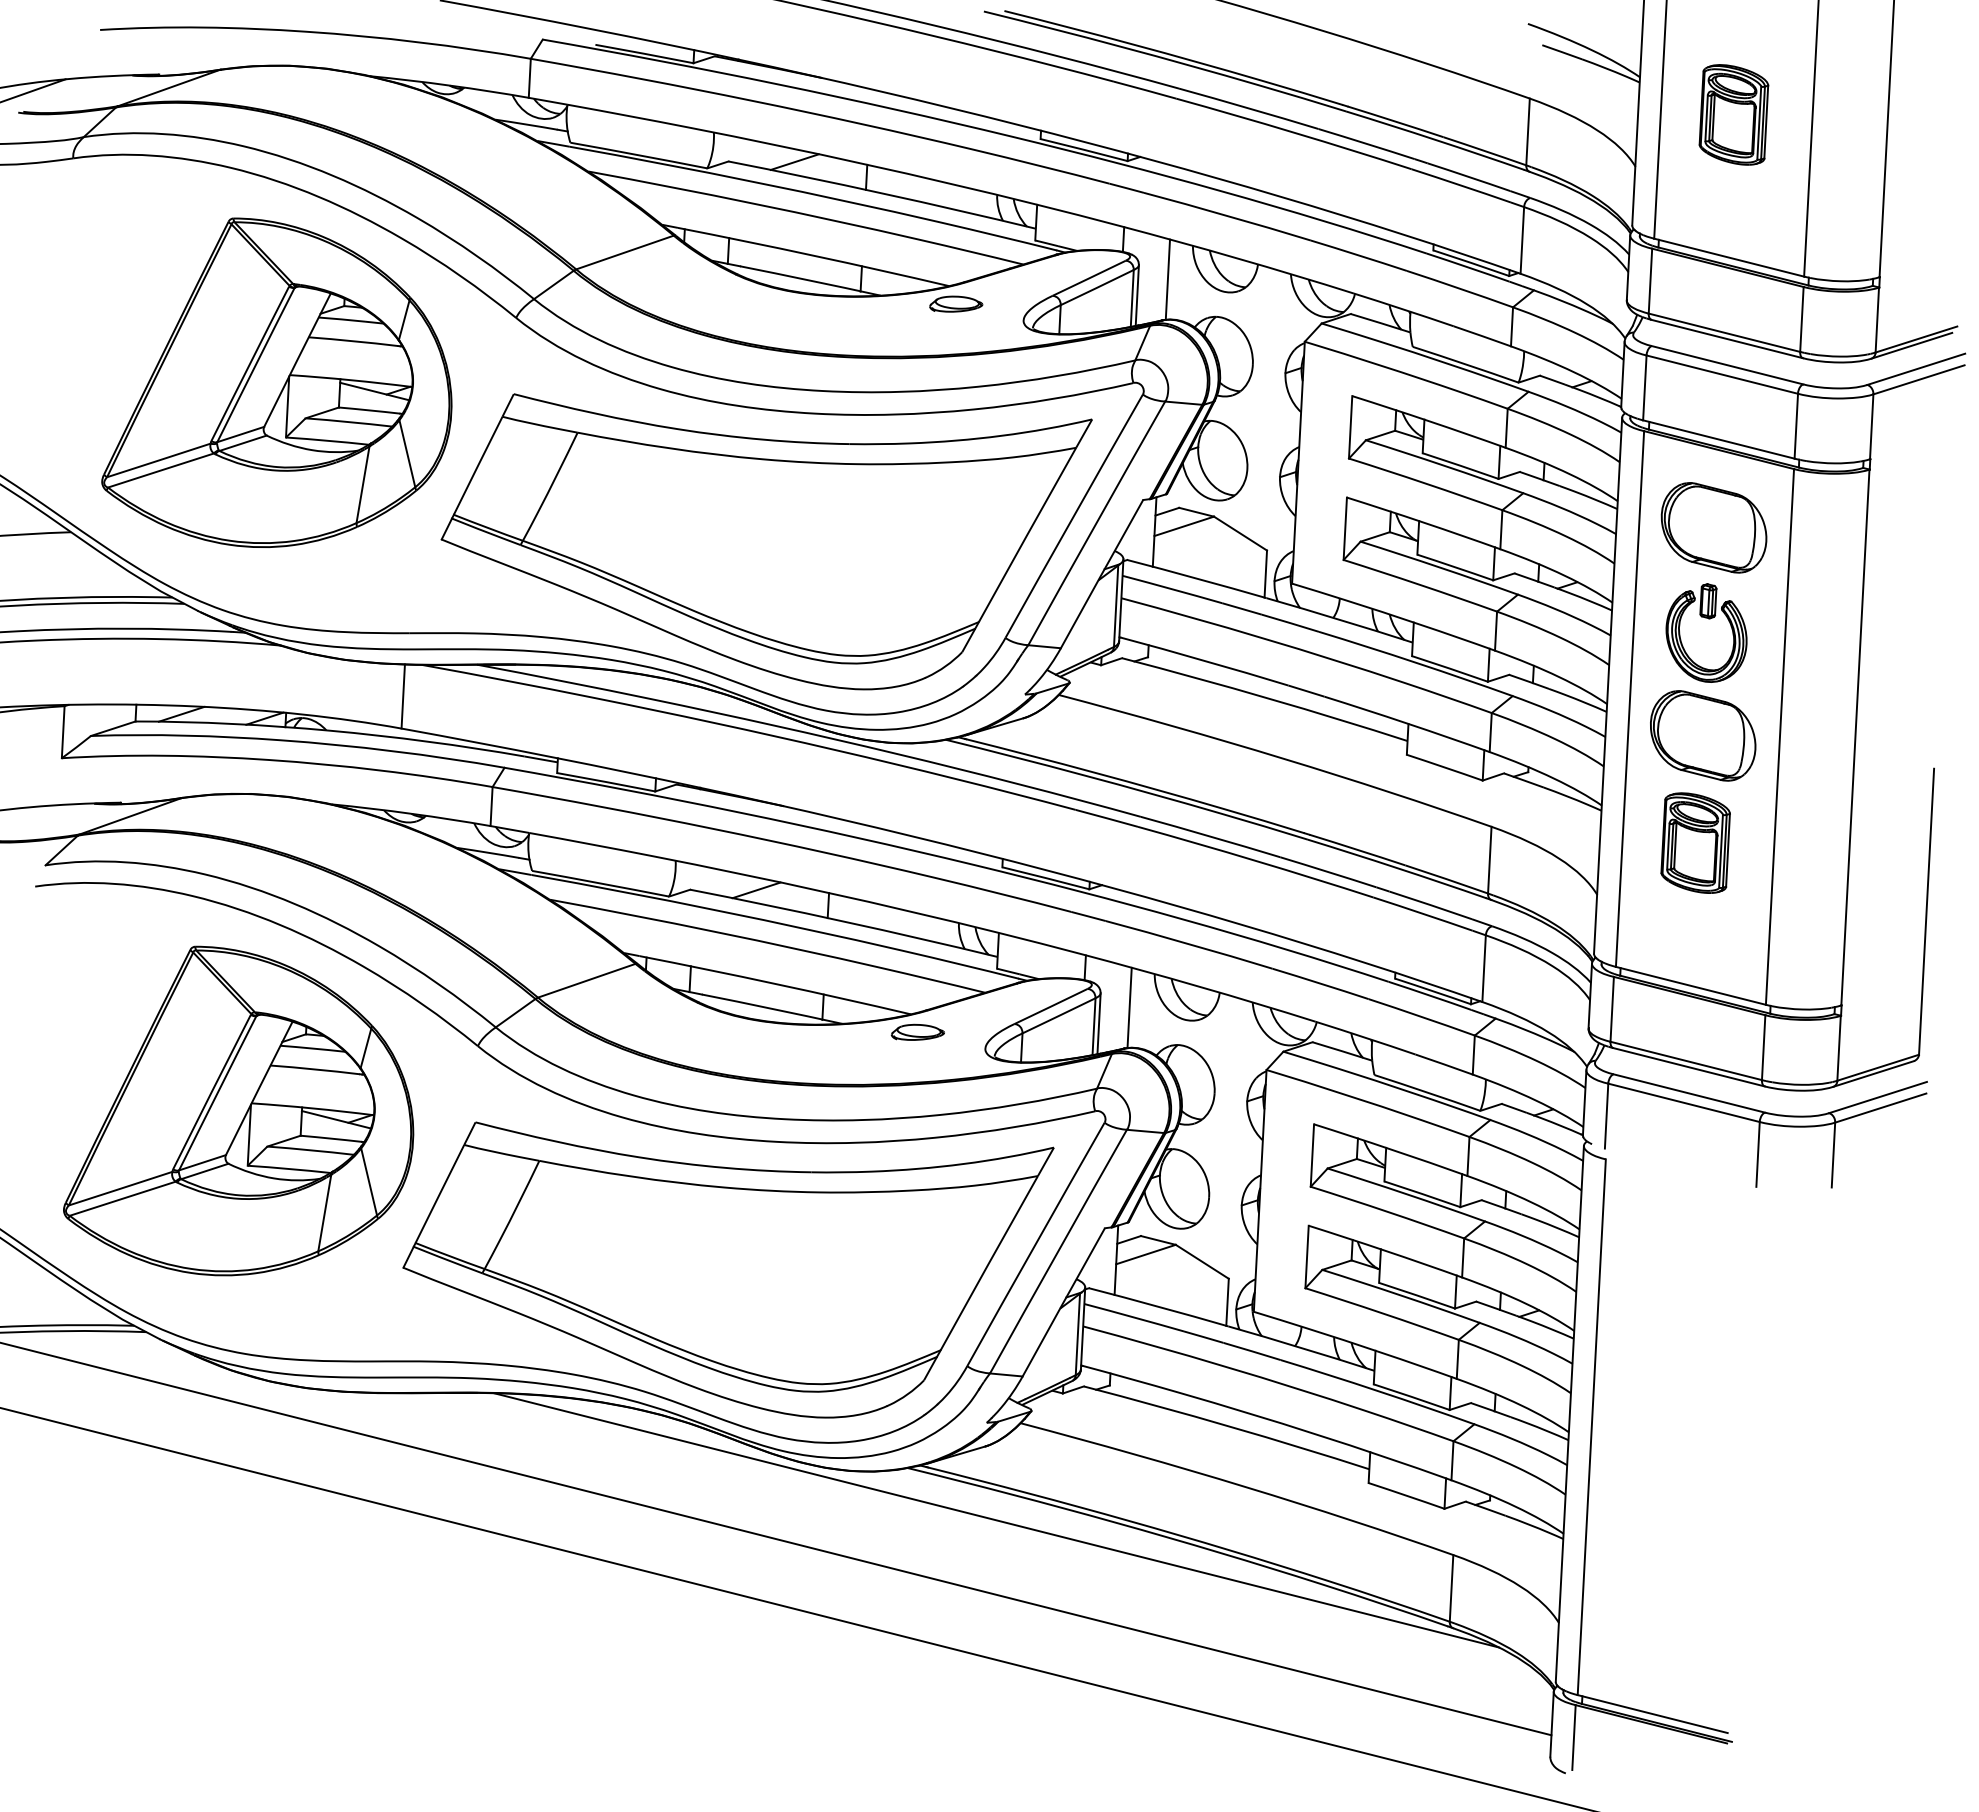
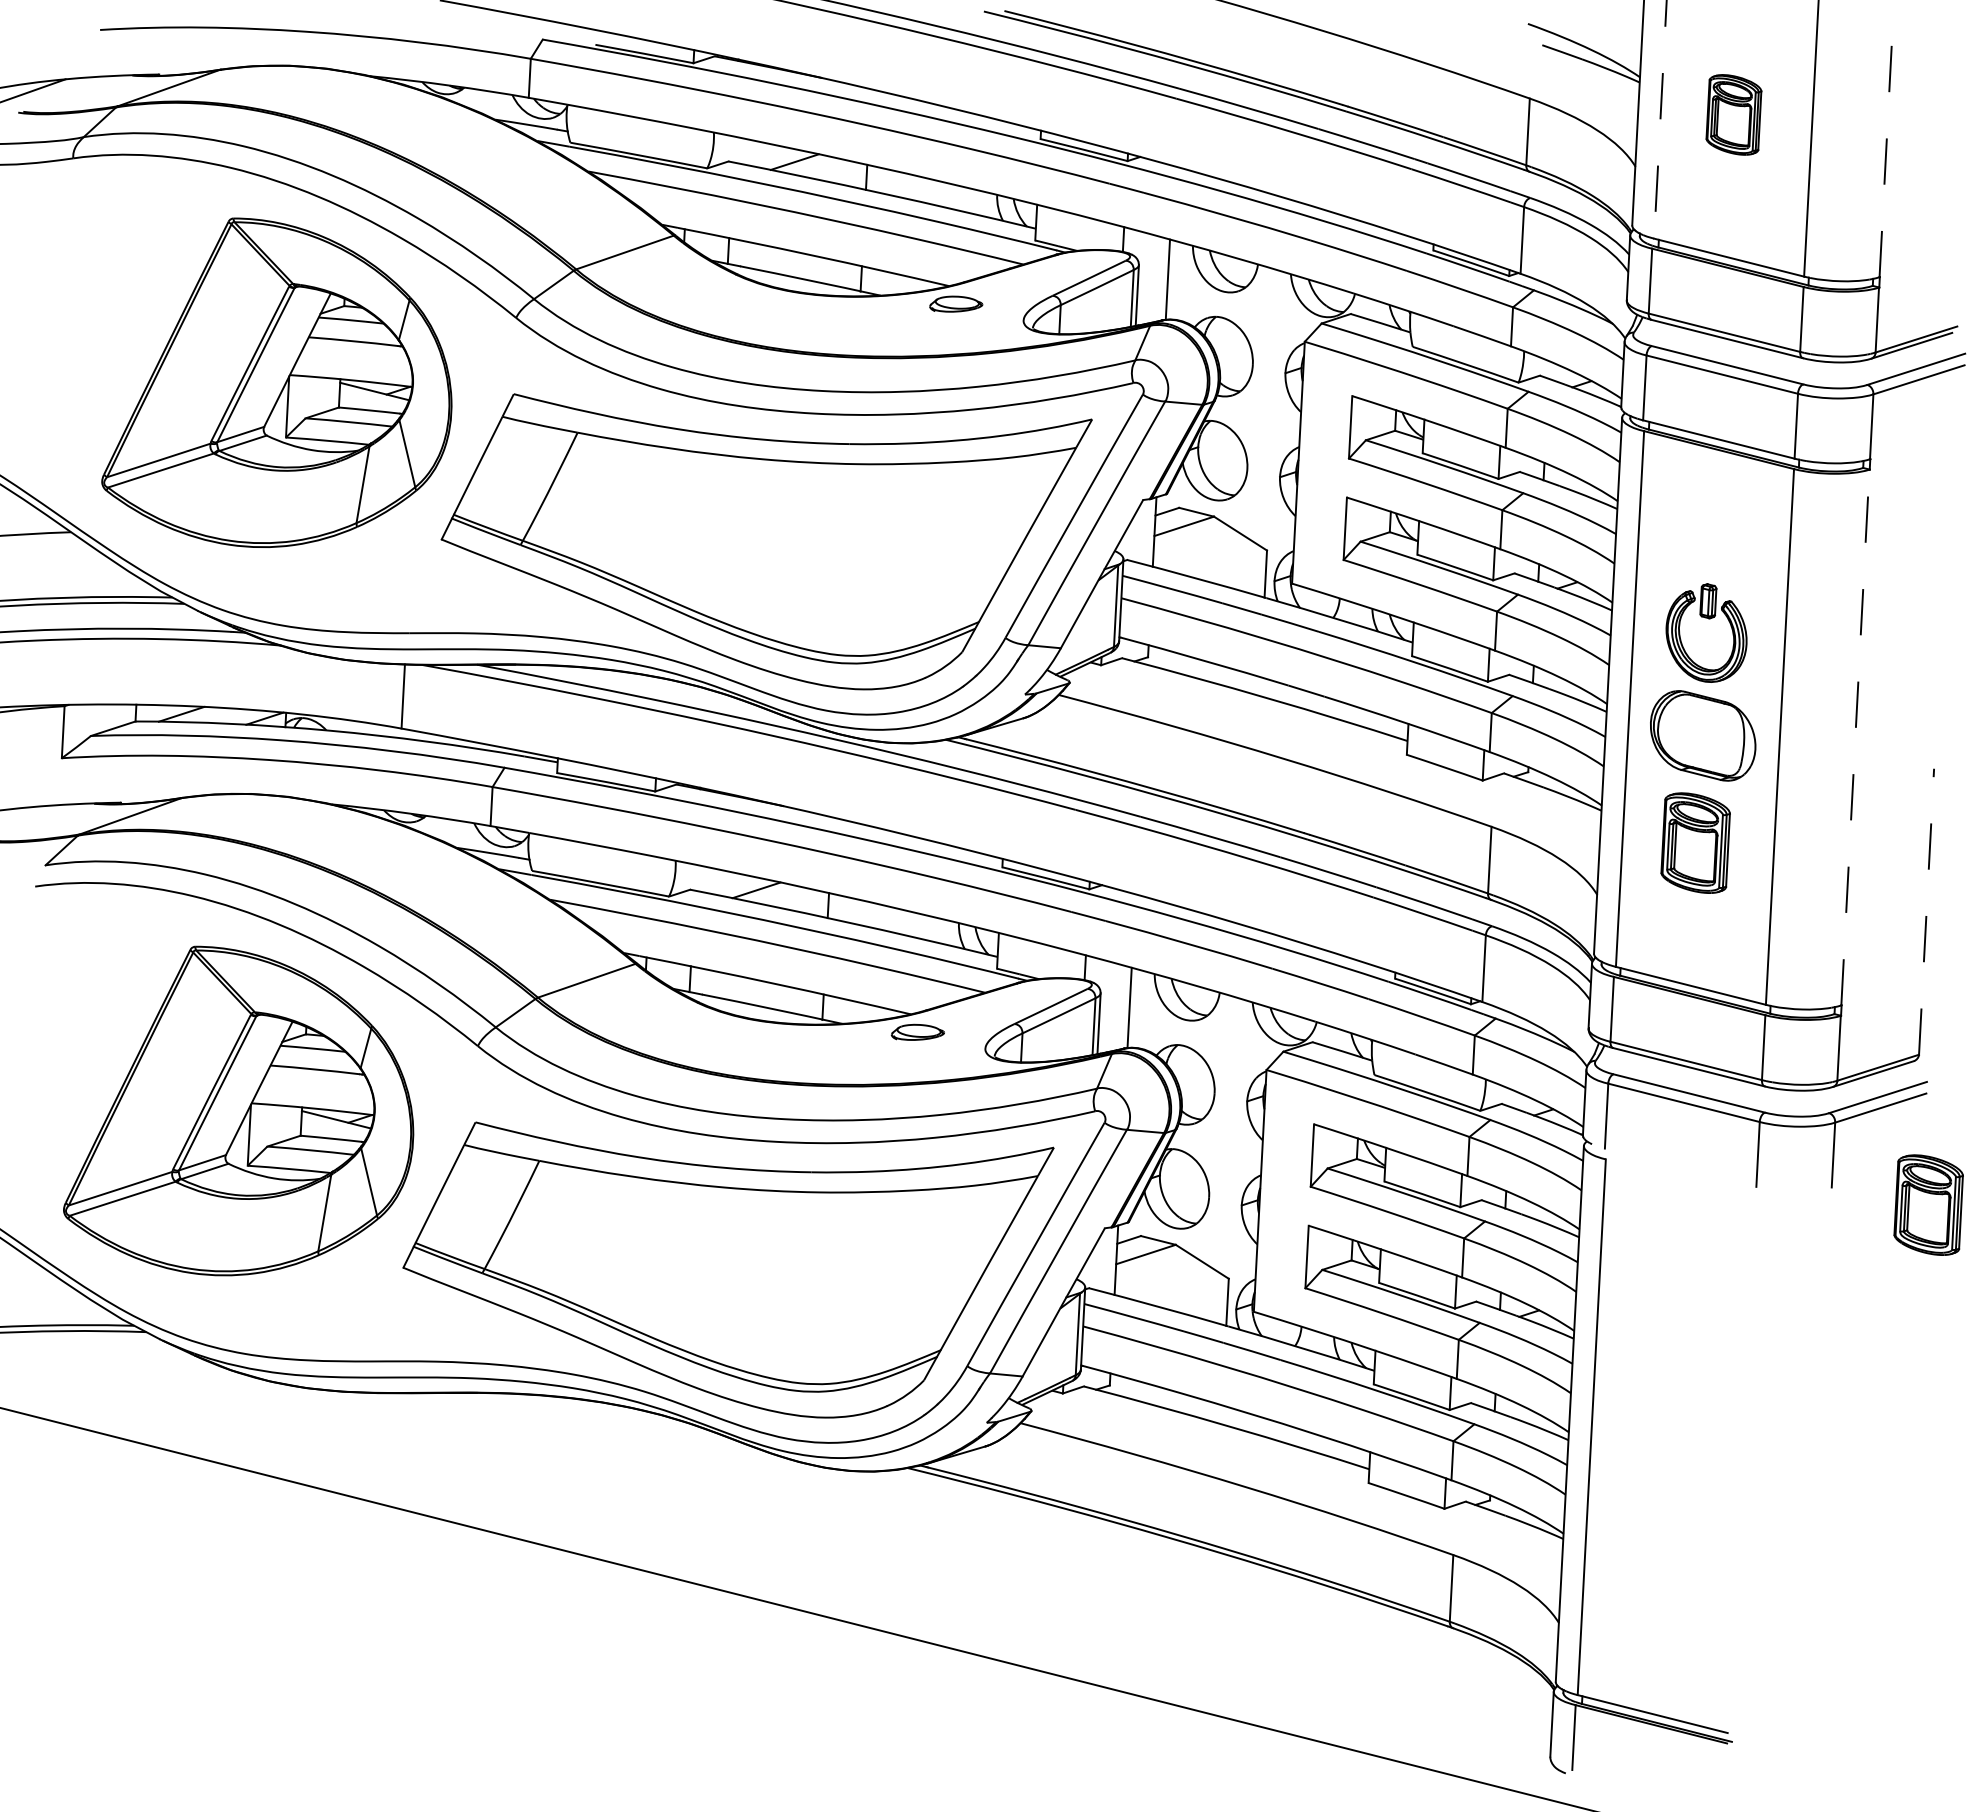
part size: 72x102 px -> 58x82 px (1733, 114)
line: solid -> dashed (1660, 119)
line: solid -> dashed (1886, 138)
part: present -> none (1713, 527)
line: solid -> dashed (1855, 737)
line: solid -> dashed (1926, 911)
part: none -> present (1928, 1204)
line: present -> none (996, 1520)
line: present -> none (776, 1539)
